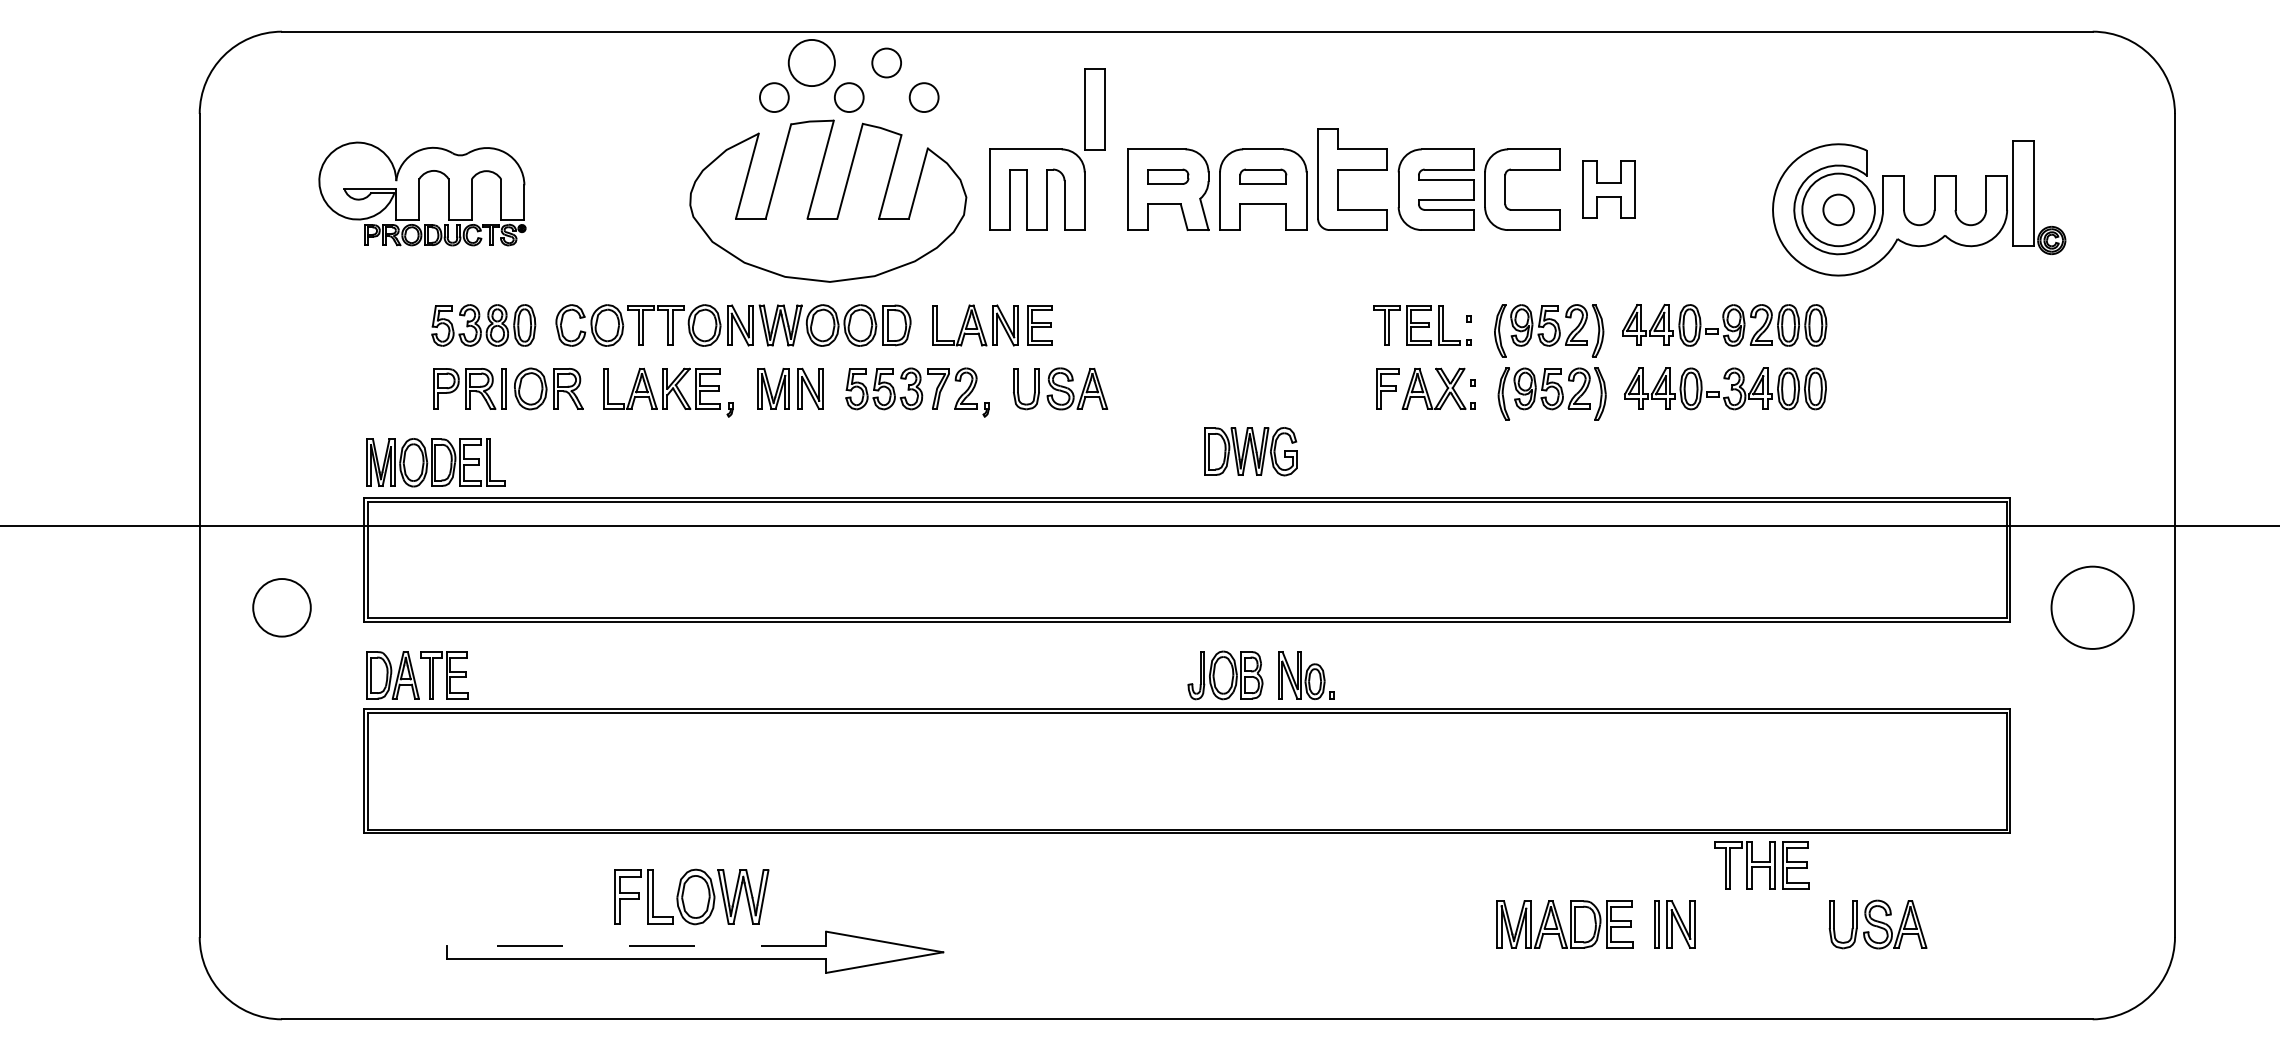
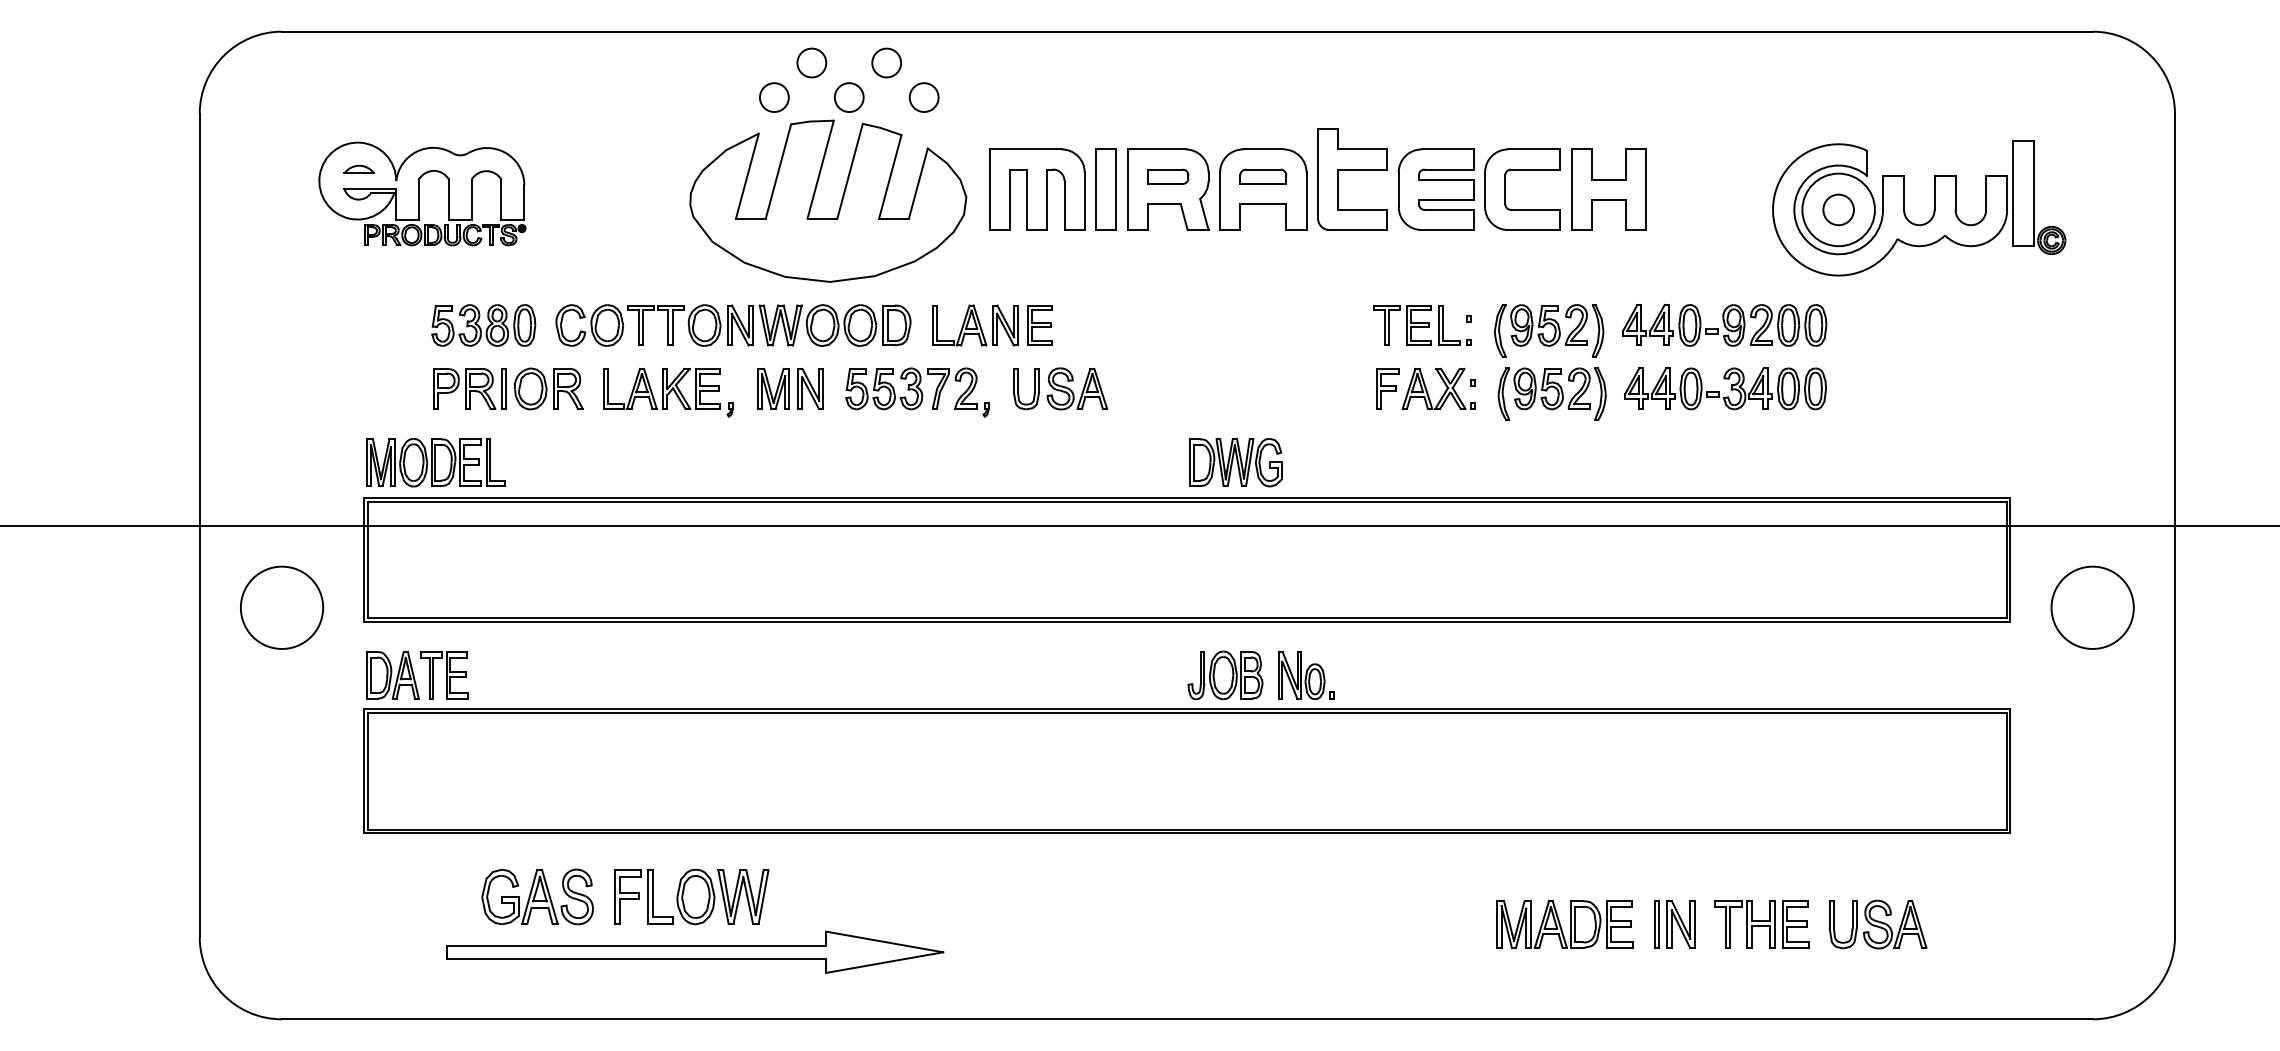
circle diameter: 46 px -> 29 px (811, 62)
part position: (1094, 109) -> (1105, 189) (1105, 189)
part: none -> present (358, 168)
part size: 54x59 px -> 76x83 px (1608, 189)
part position: (1250, 451) -> (1235, 462) (1235, 462)
circle diameter: 58 px -> 82 px (281, 607)
part position: (1761, 865) -> (1761, 924) (1761, 924)
part: none -> present (537, 896)
line: dashed -> solid (636, 945)
